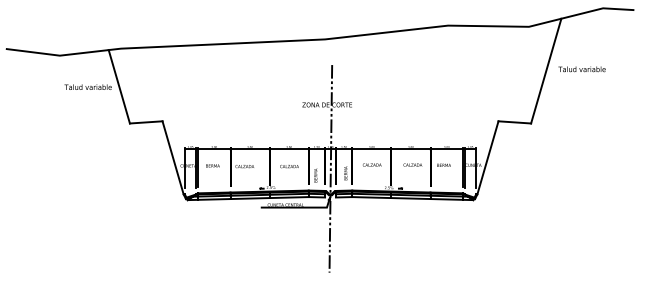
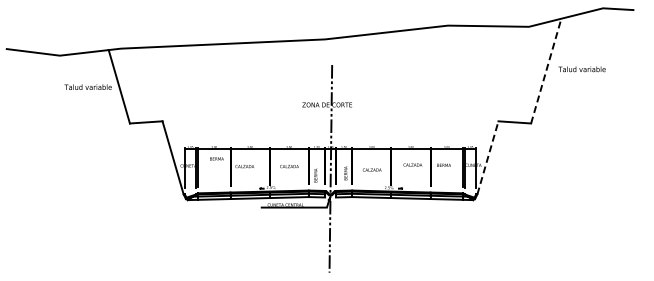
line: solid -> dashed (546, 71)
line: solid -> dashed (488, 157)
text position: (372, 164) -> (372, 169) (372, 169)
text position: (212, 165) -> (216, 158) (216, 158)
